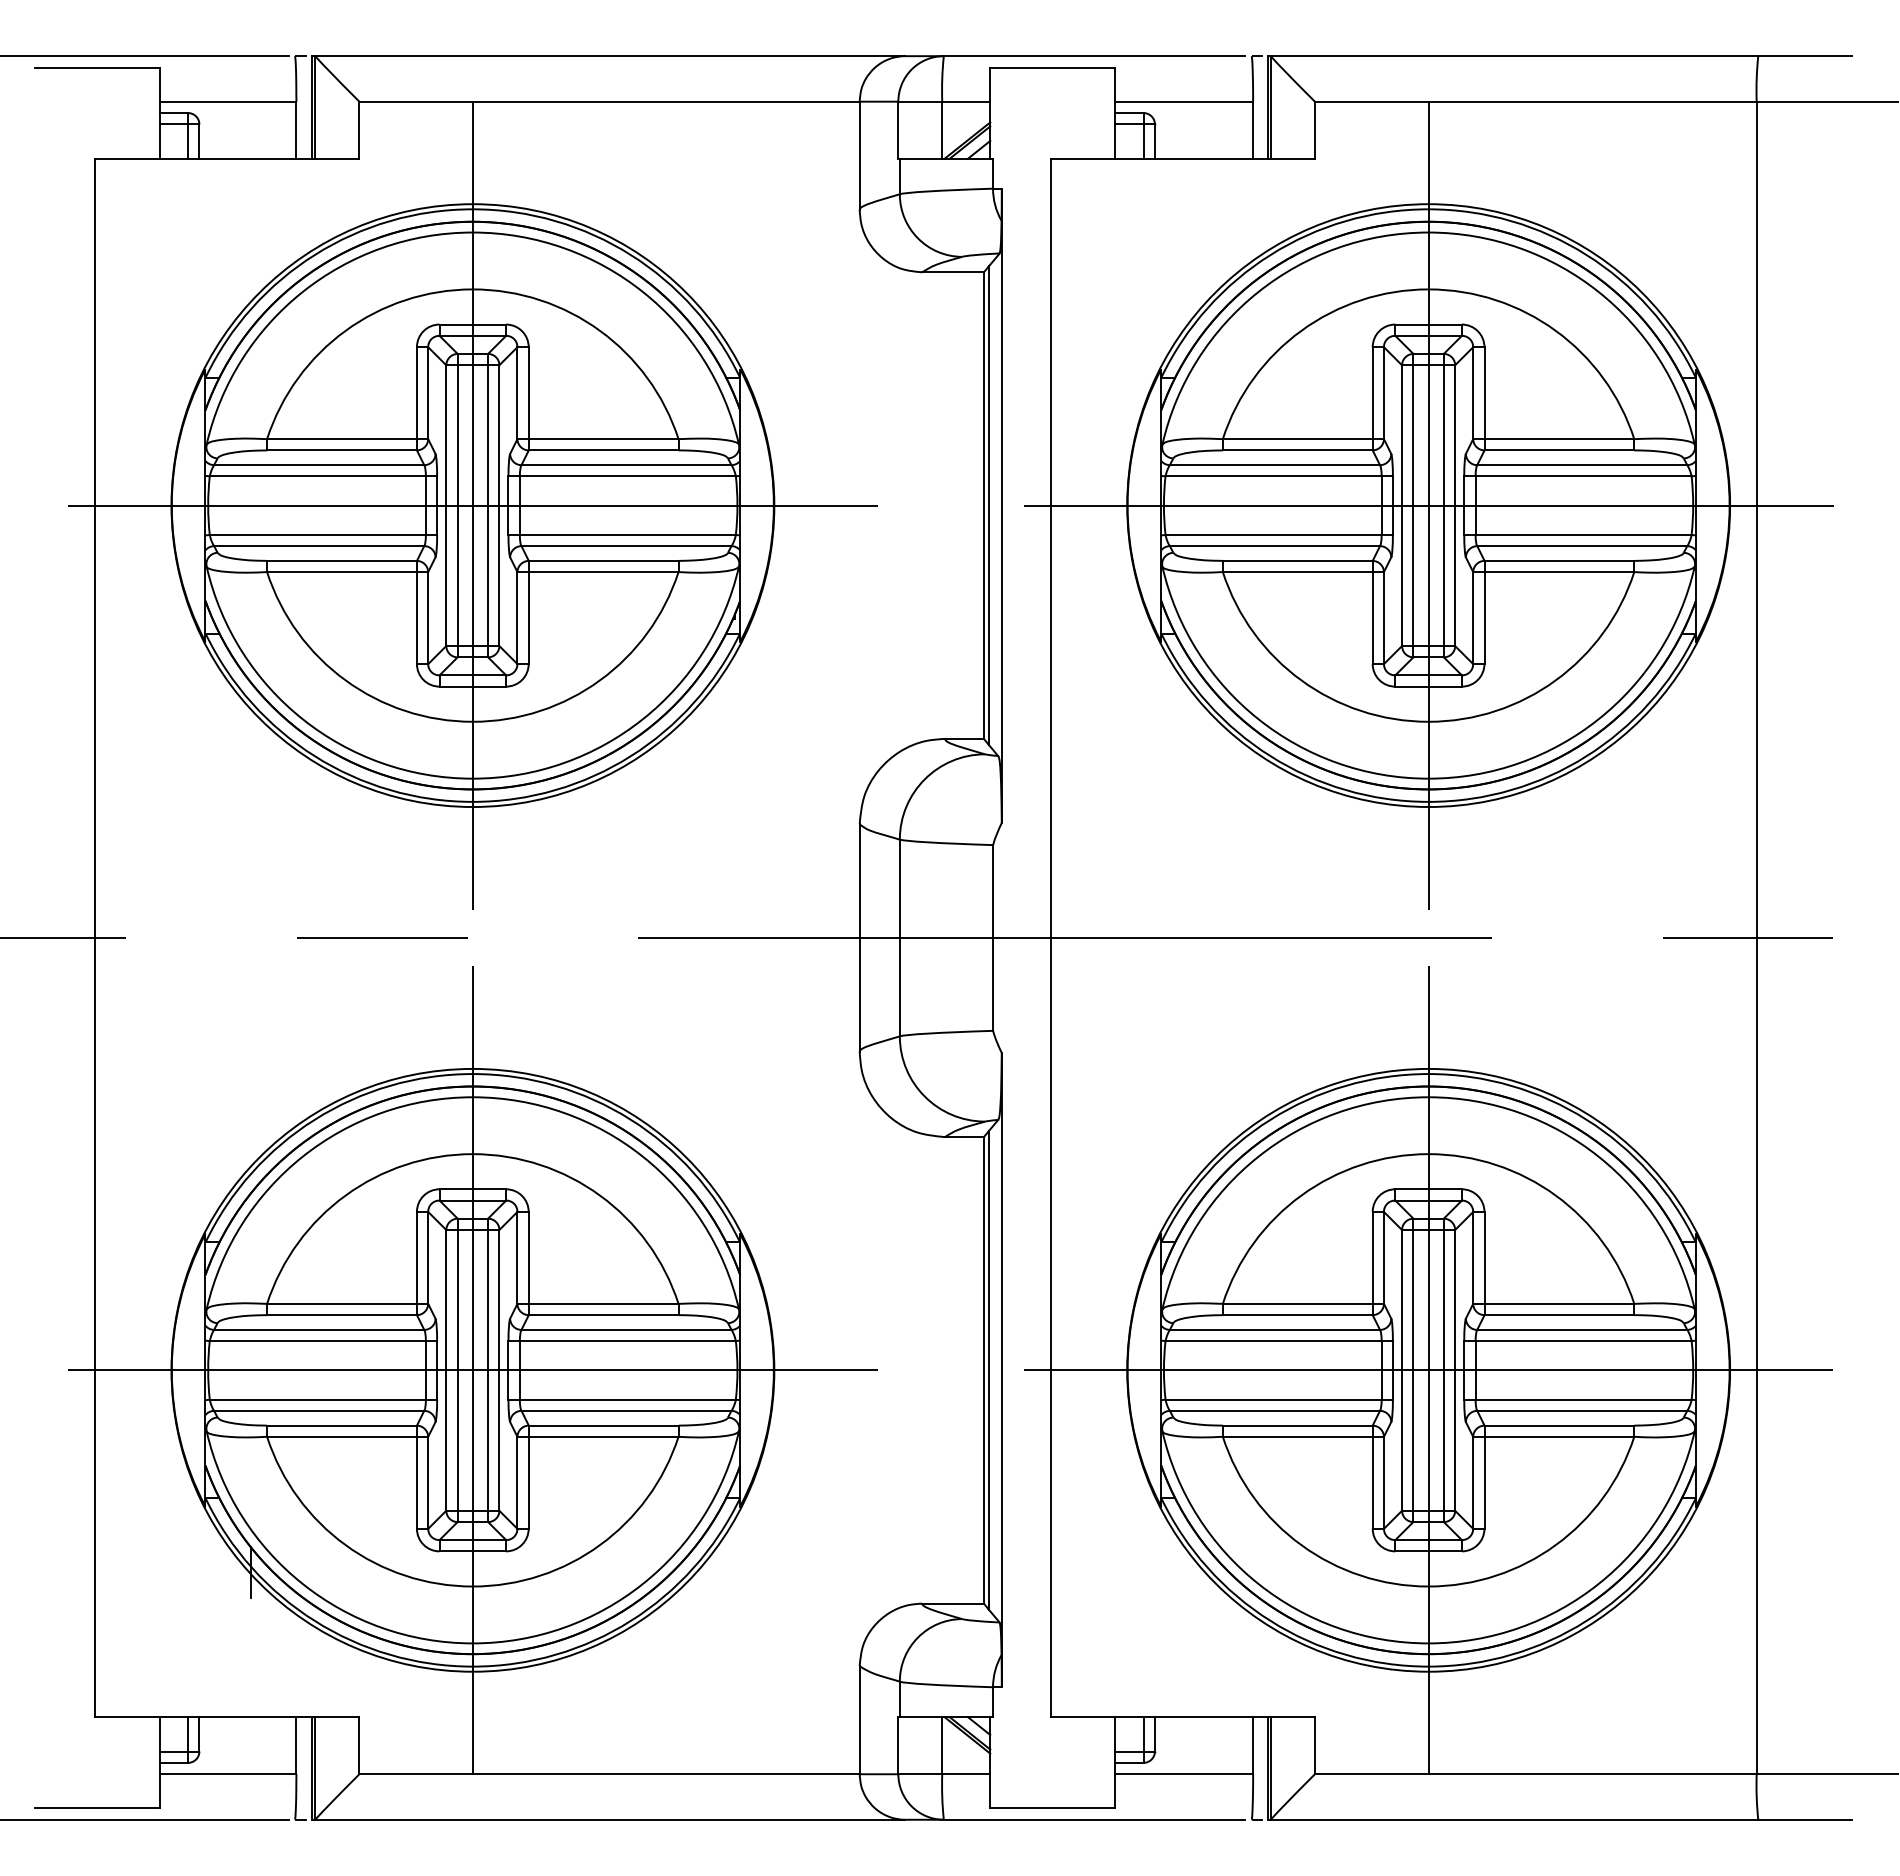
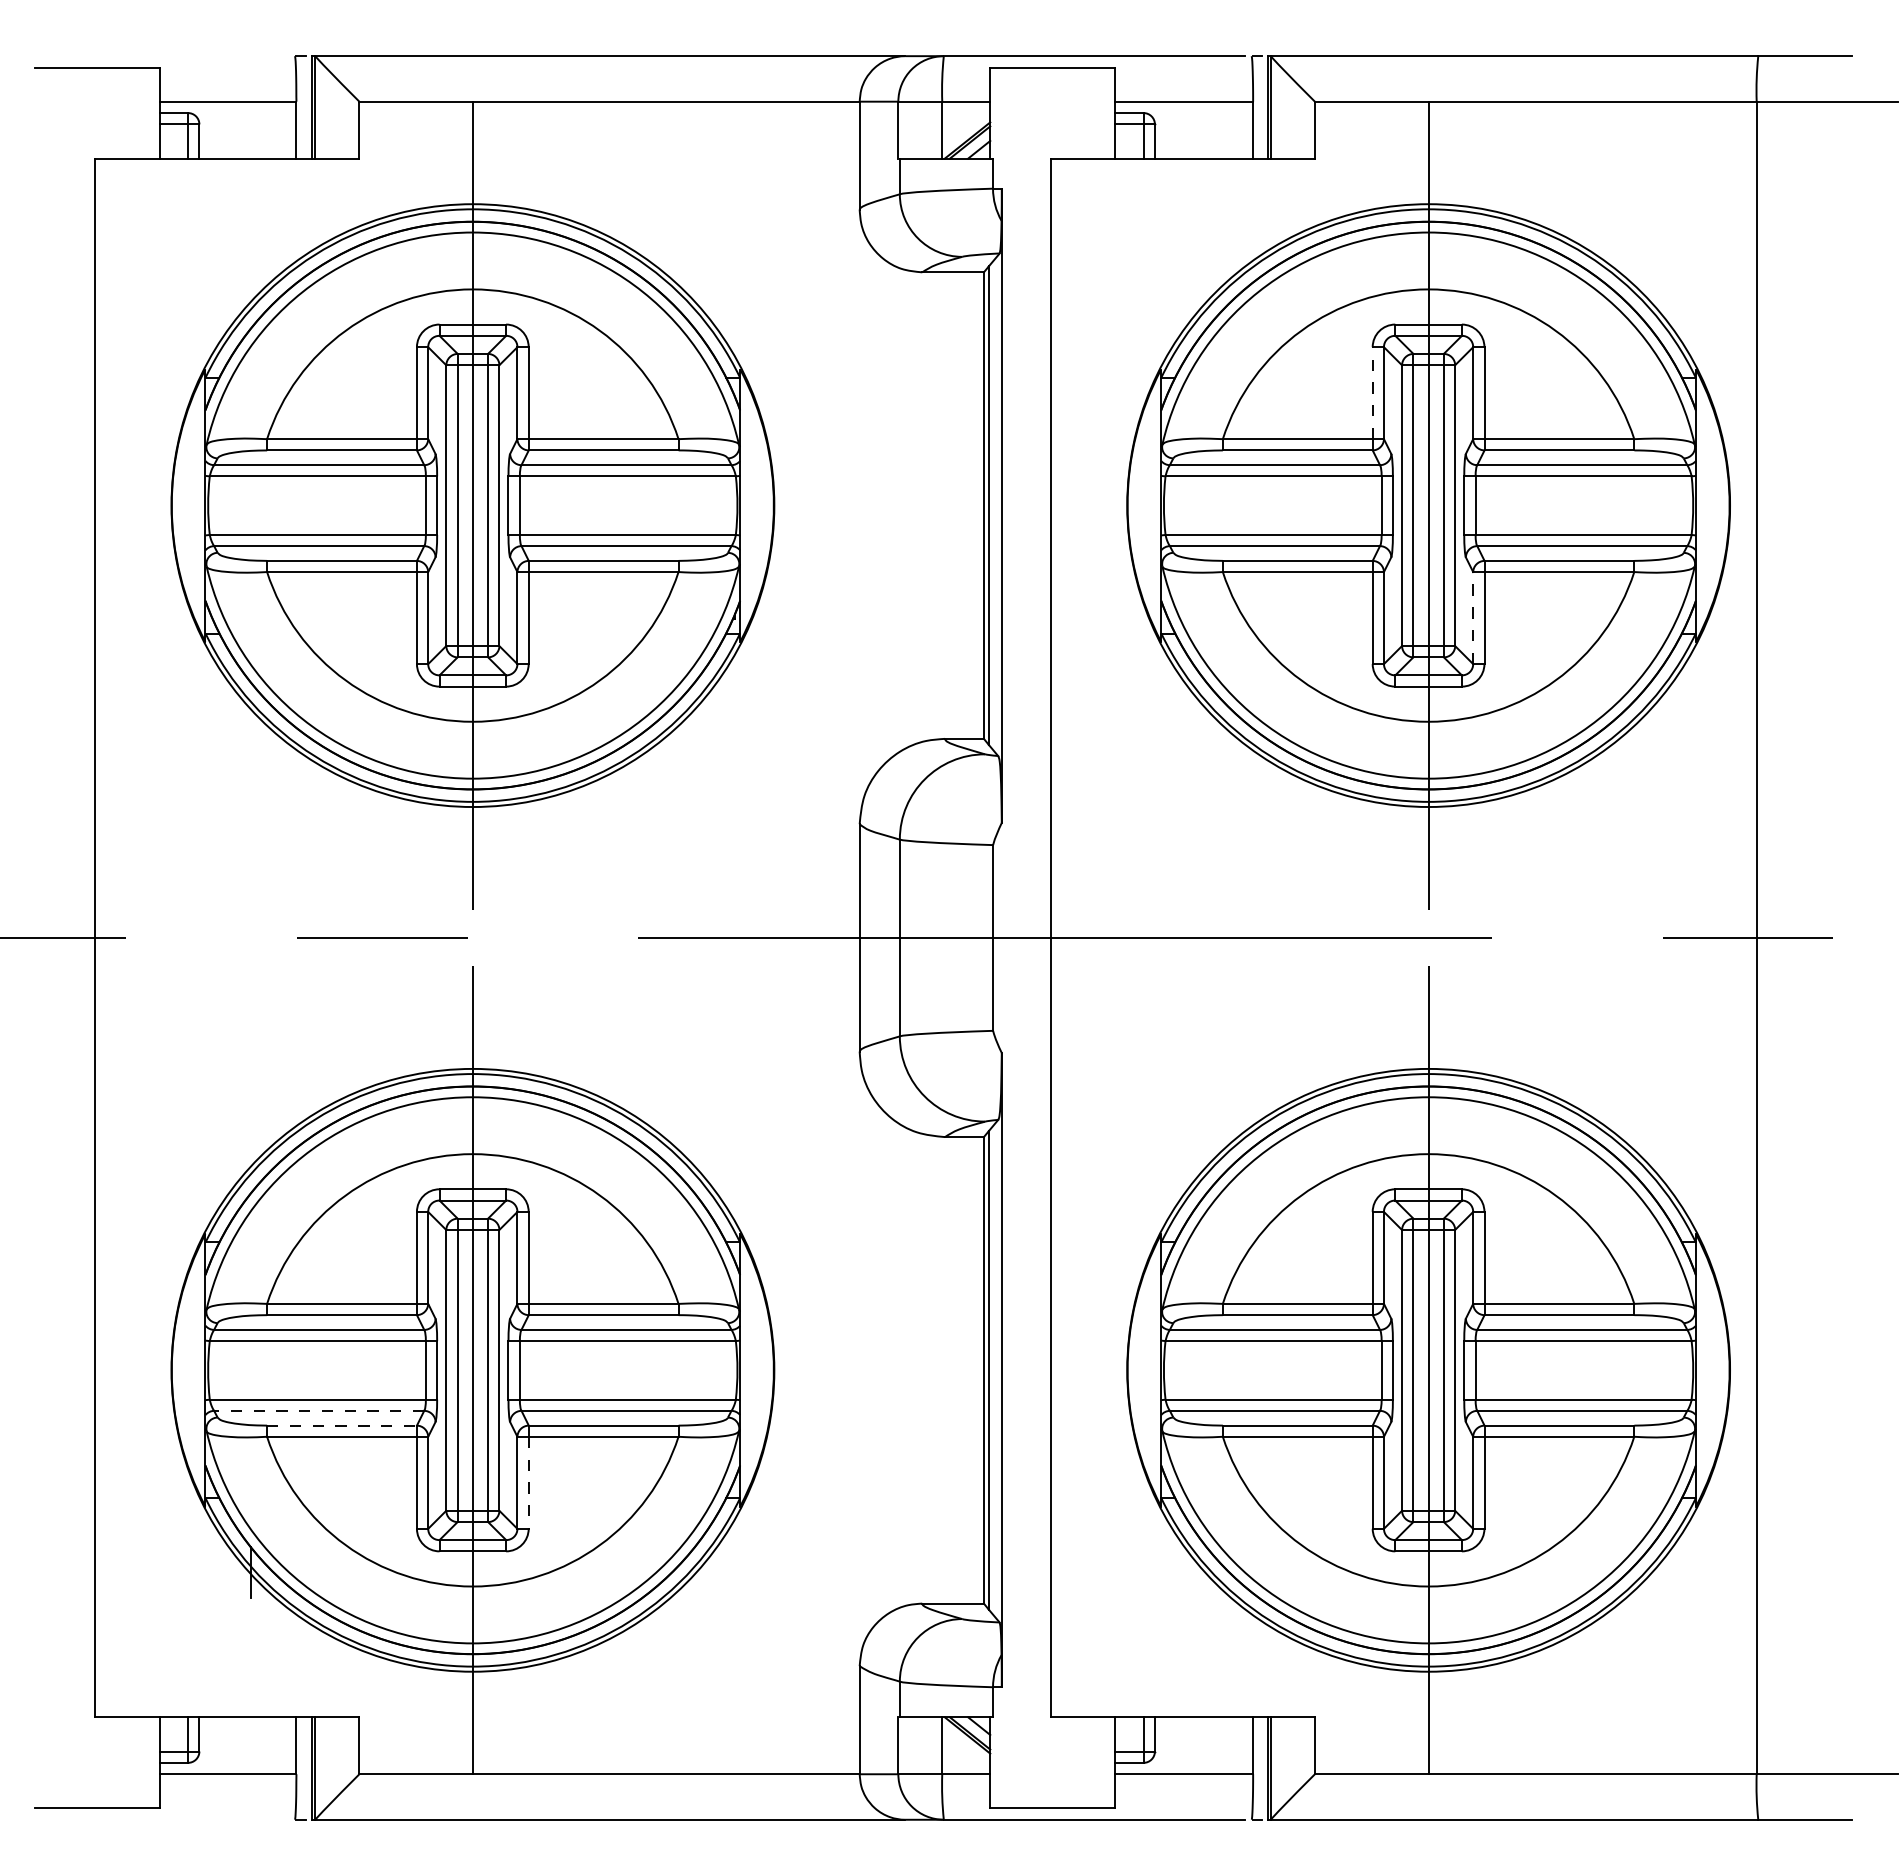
line: present -> none (145, 56)
line: solid -> dashed (1372, 393)
line: present -> none (472, 505)
line: present -> none (1428, 505)
line: solid -> dashed (1473, 617)
line: present -> none (472, 1370)
line: present -> none (1428, 1370)
line: solid -> dashed (318, 1410)
line: solid -> dashed (342, 1425)
line: solid -> dashed (528, 1483)
line: present -> none (145, 1819)
